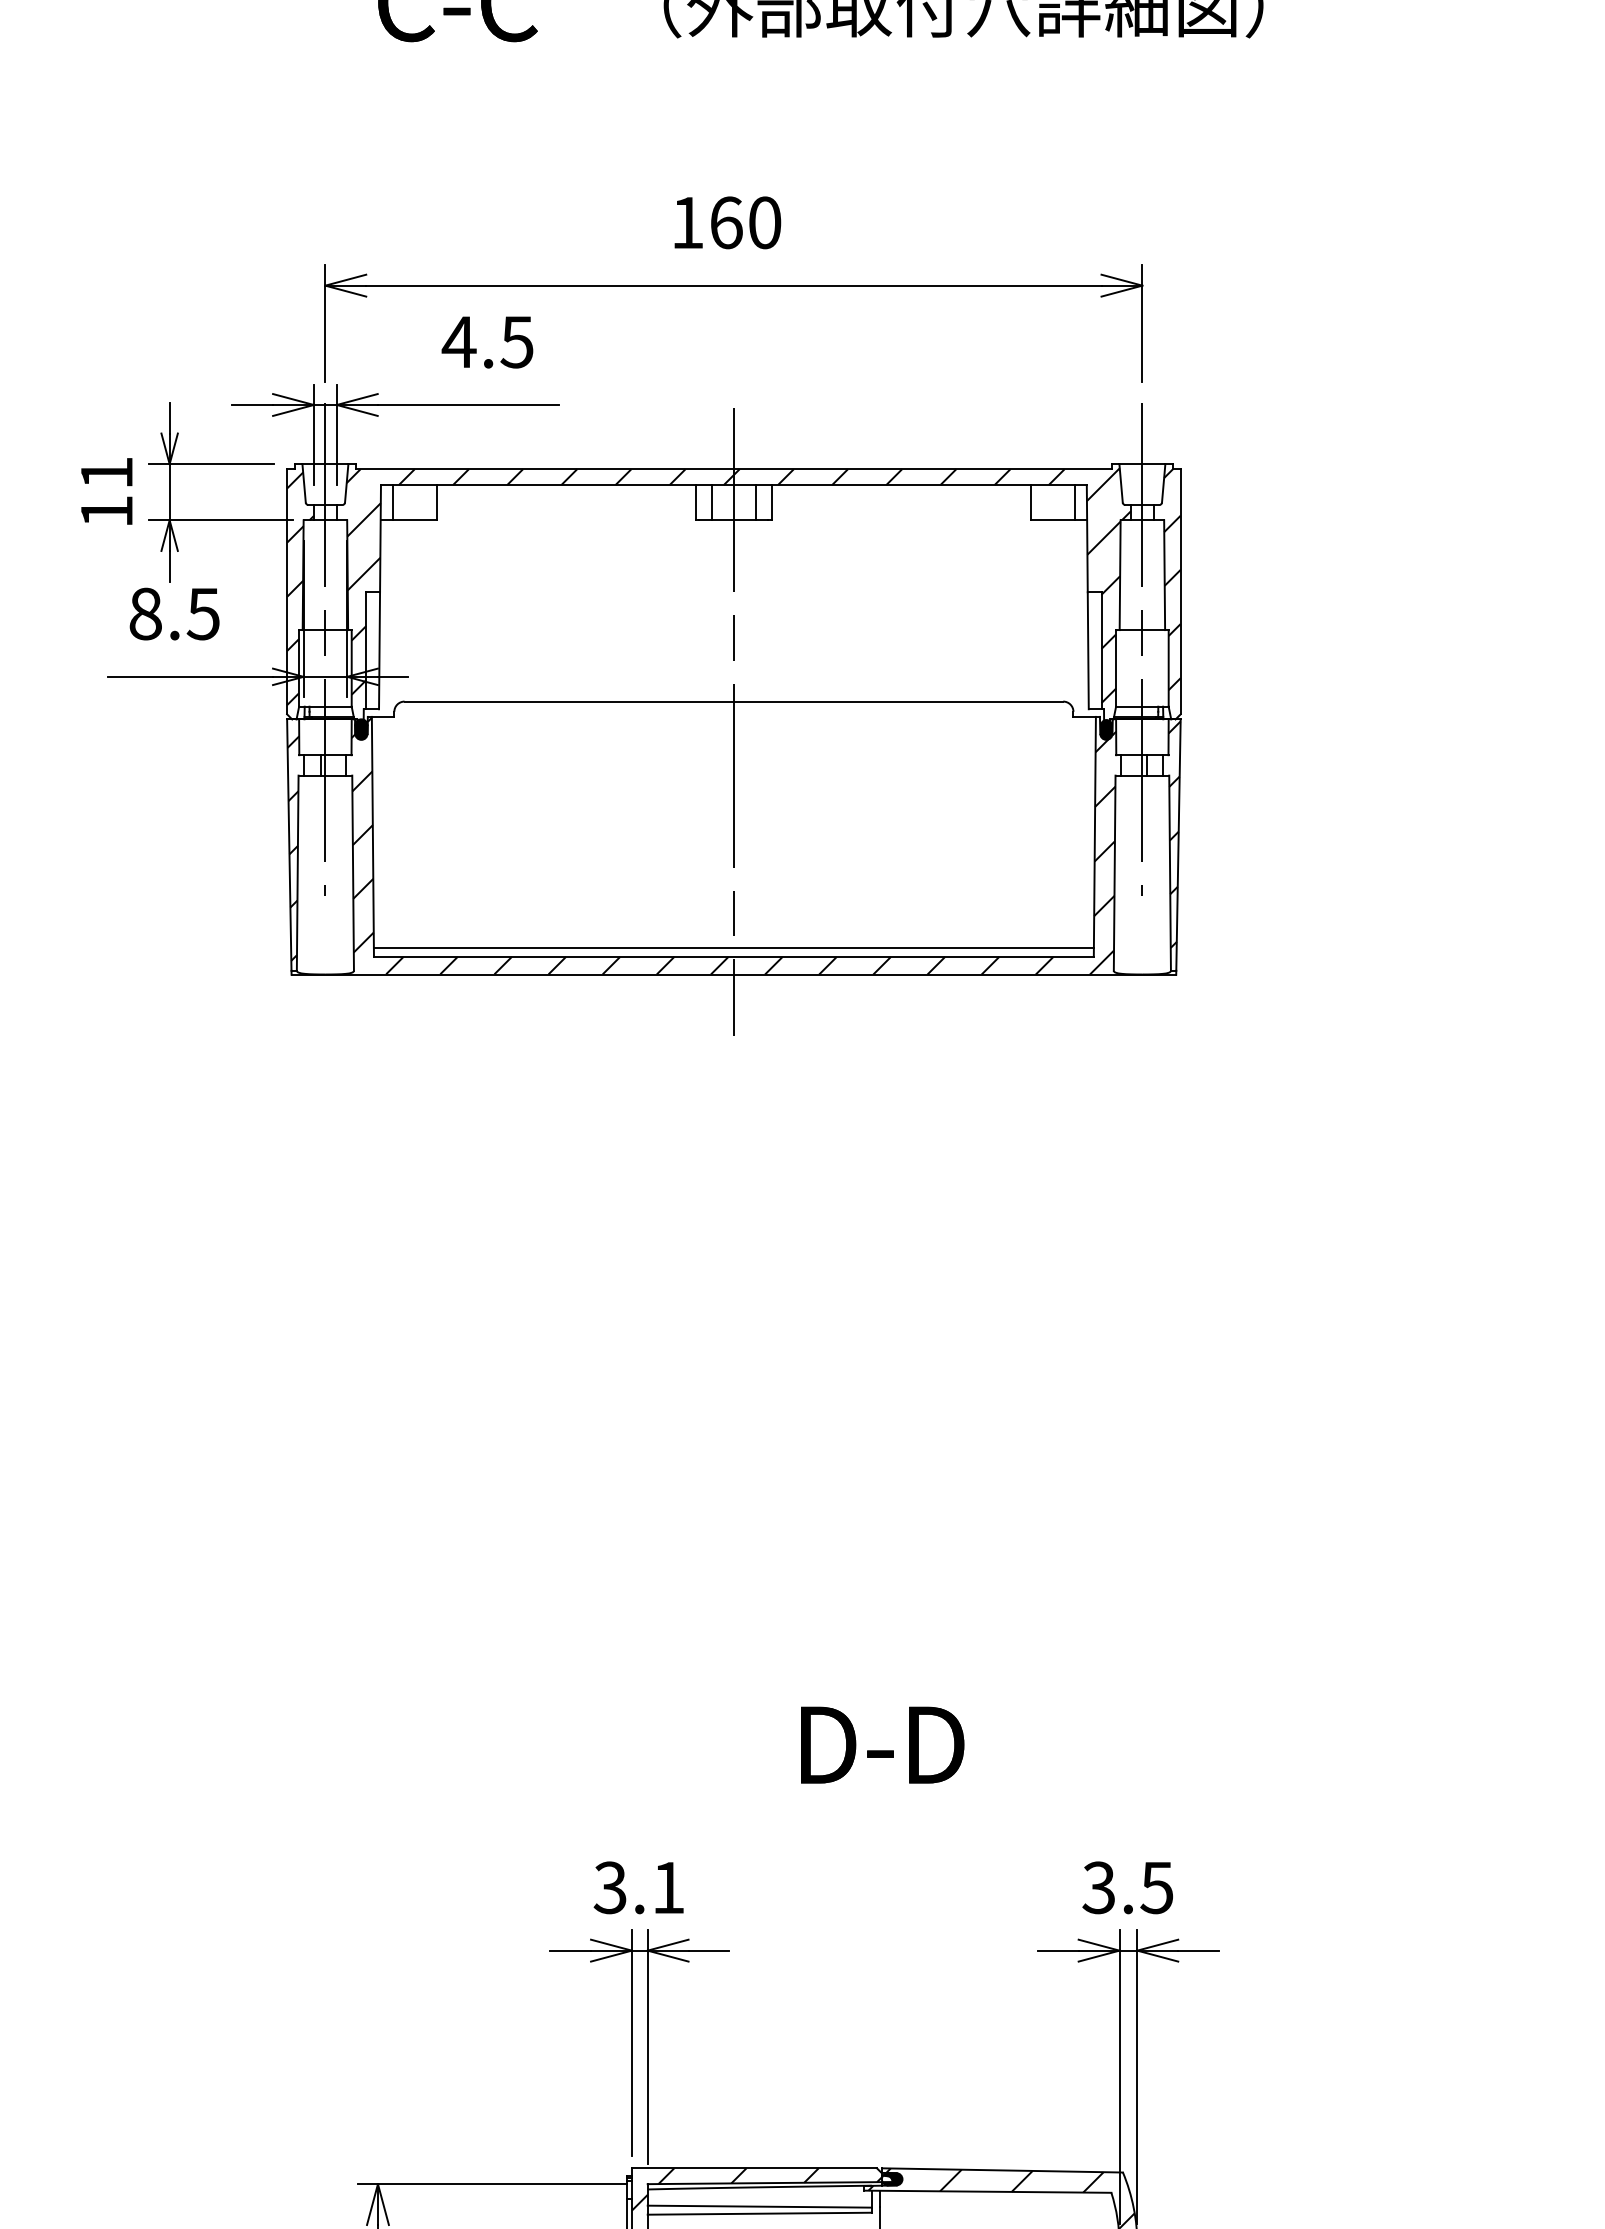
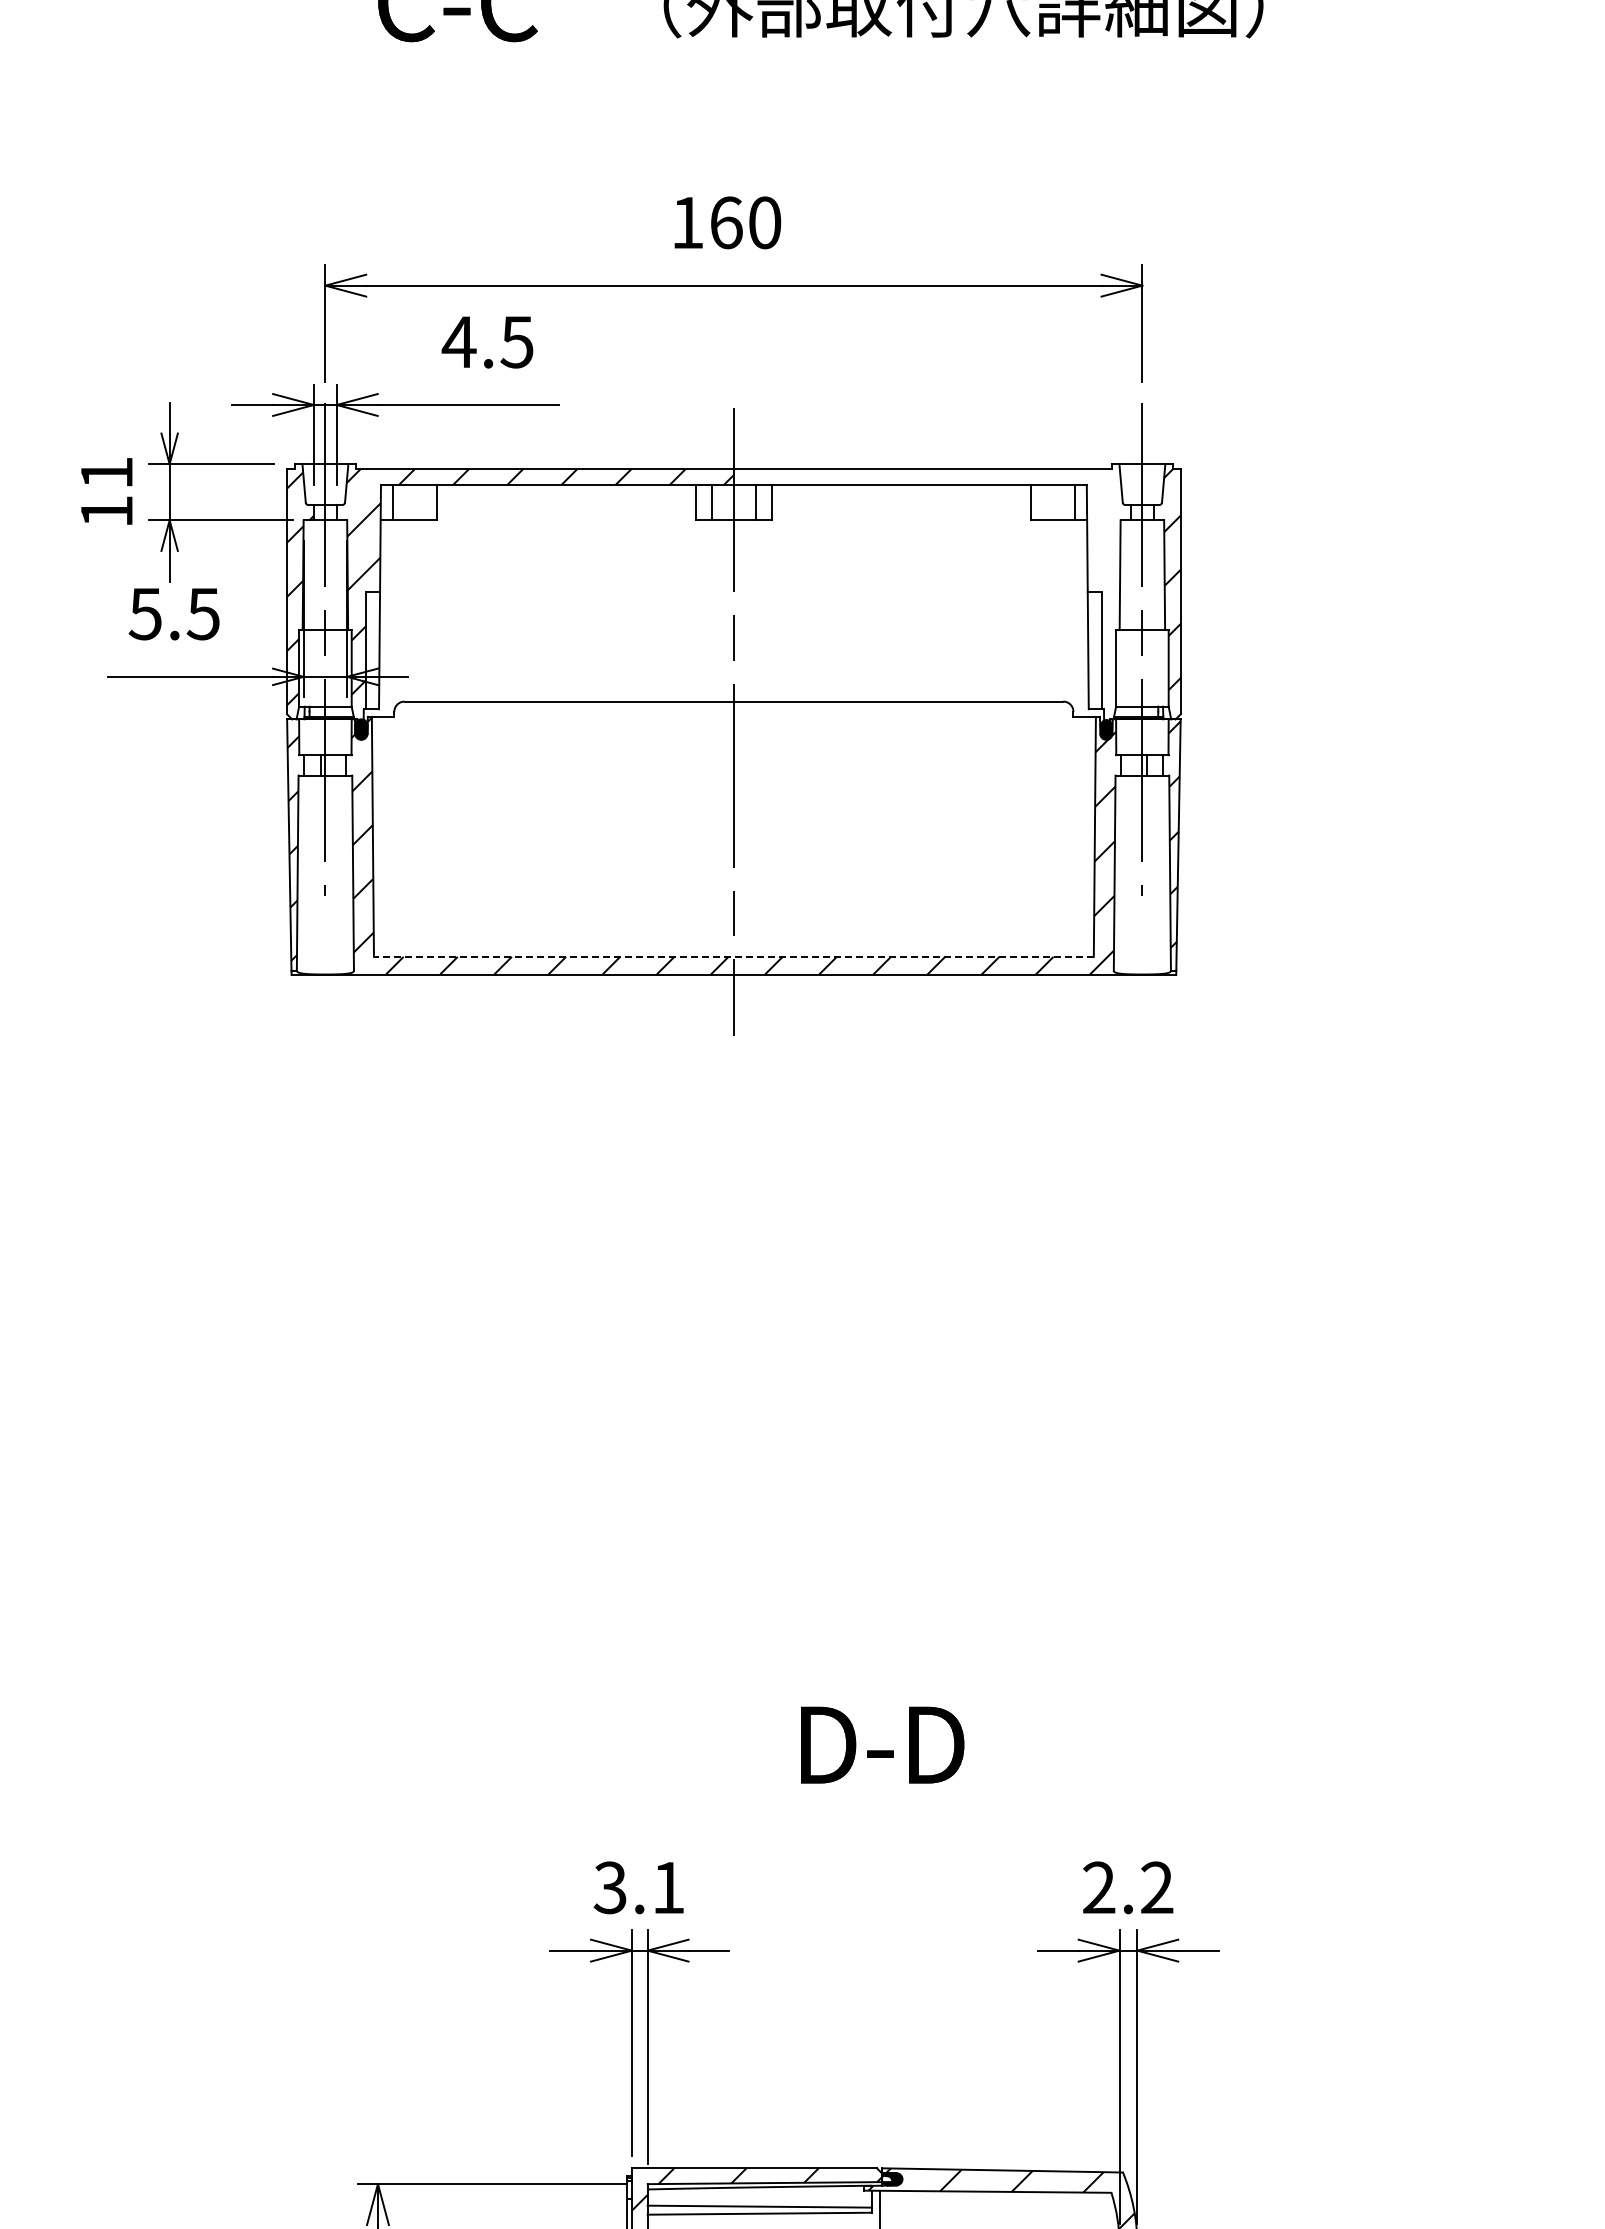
hatch: present -> none (931, 585)
text: 8.5 -> 5.5 (144, 613)
line: present -> none (733, 947)
line: solid -> dashed (733, 956)
text: 3.5 -> 2.2 (1127, 1887)
